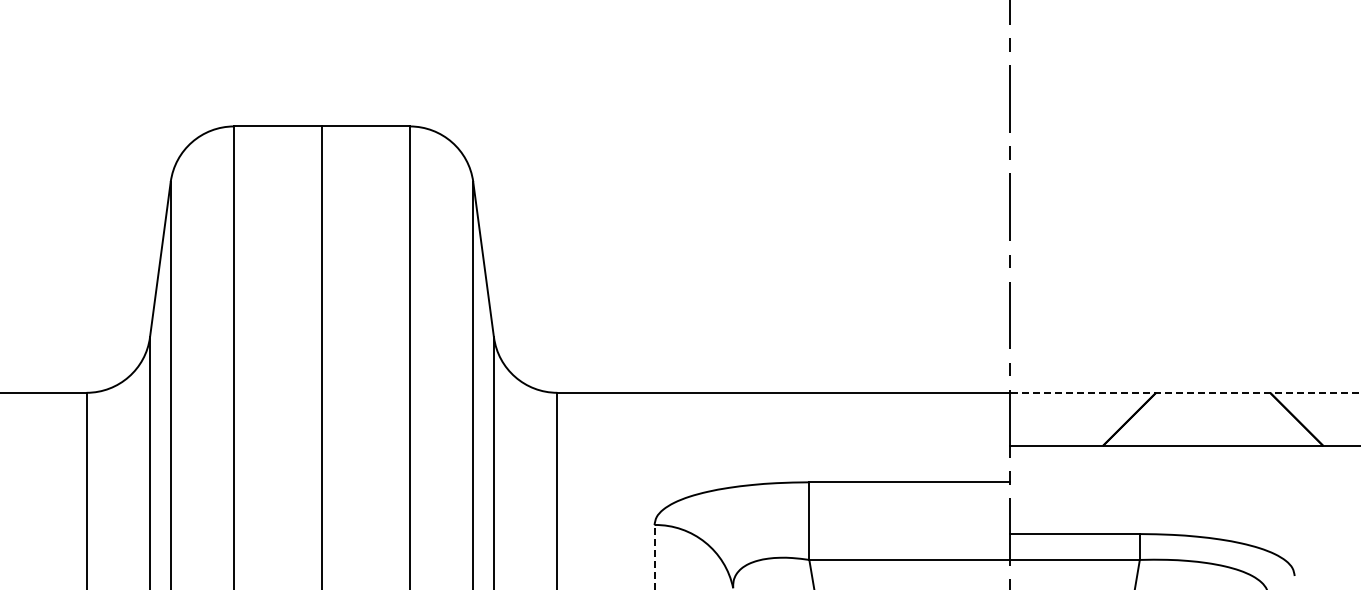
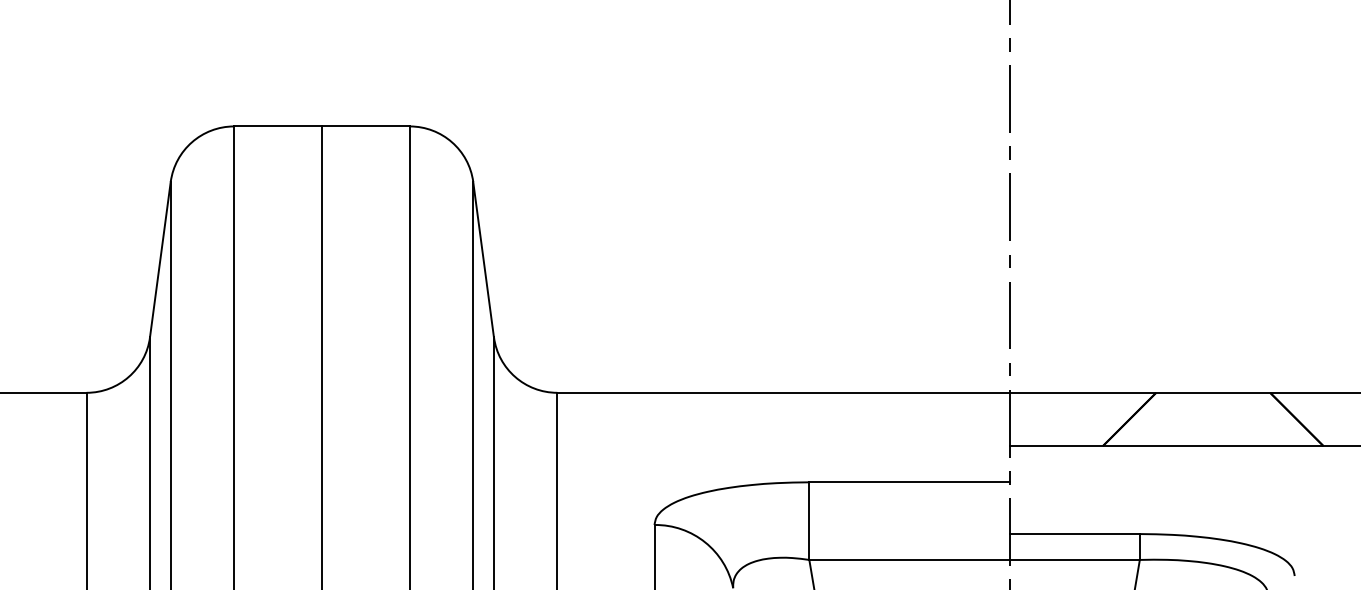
line: dashed -> solid (1185, 392)
line: dashed -> solid (654, 557)
